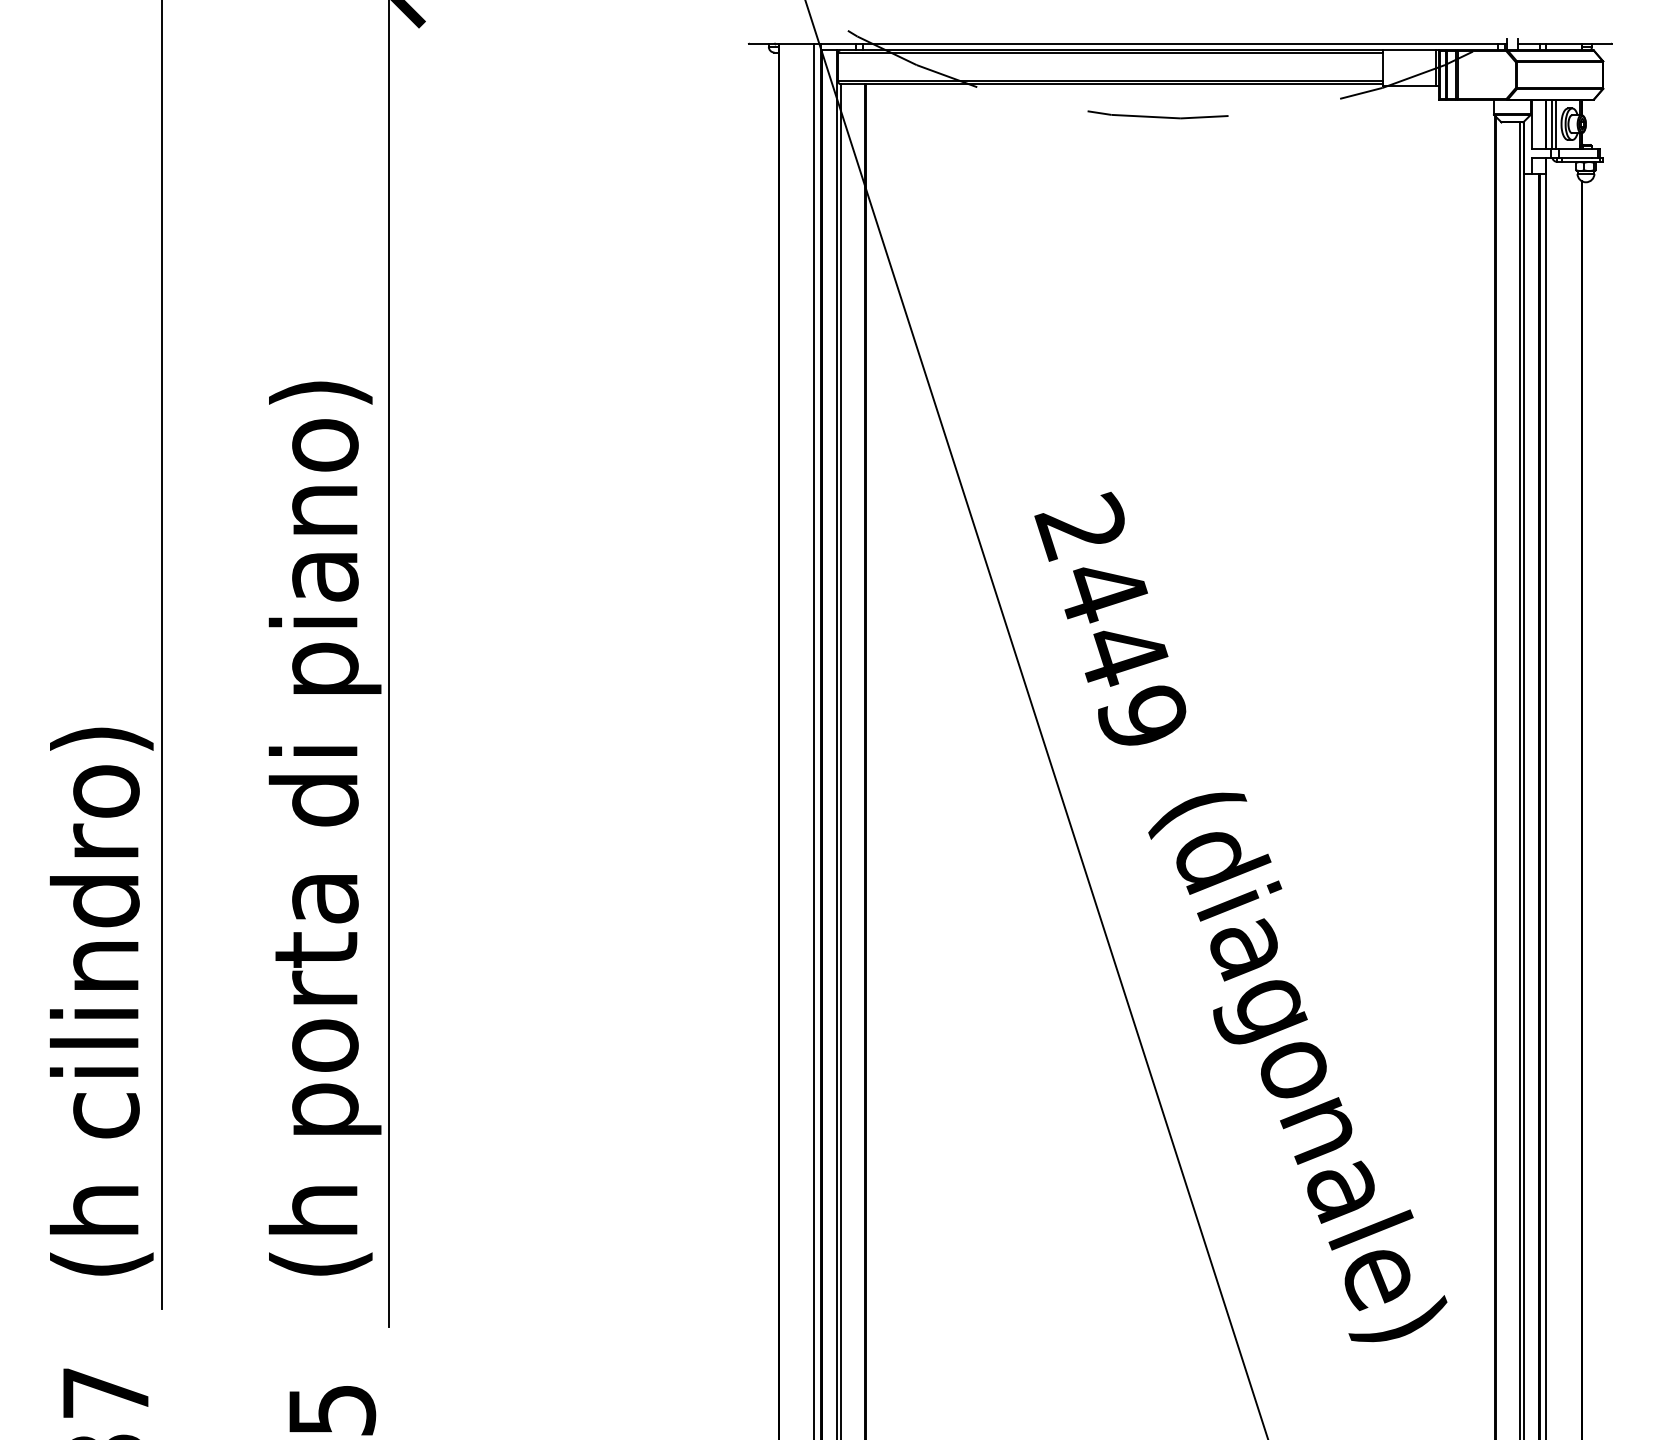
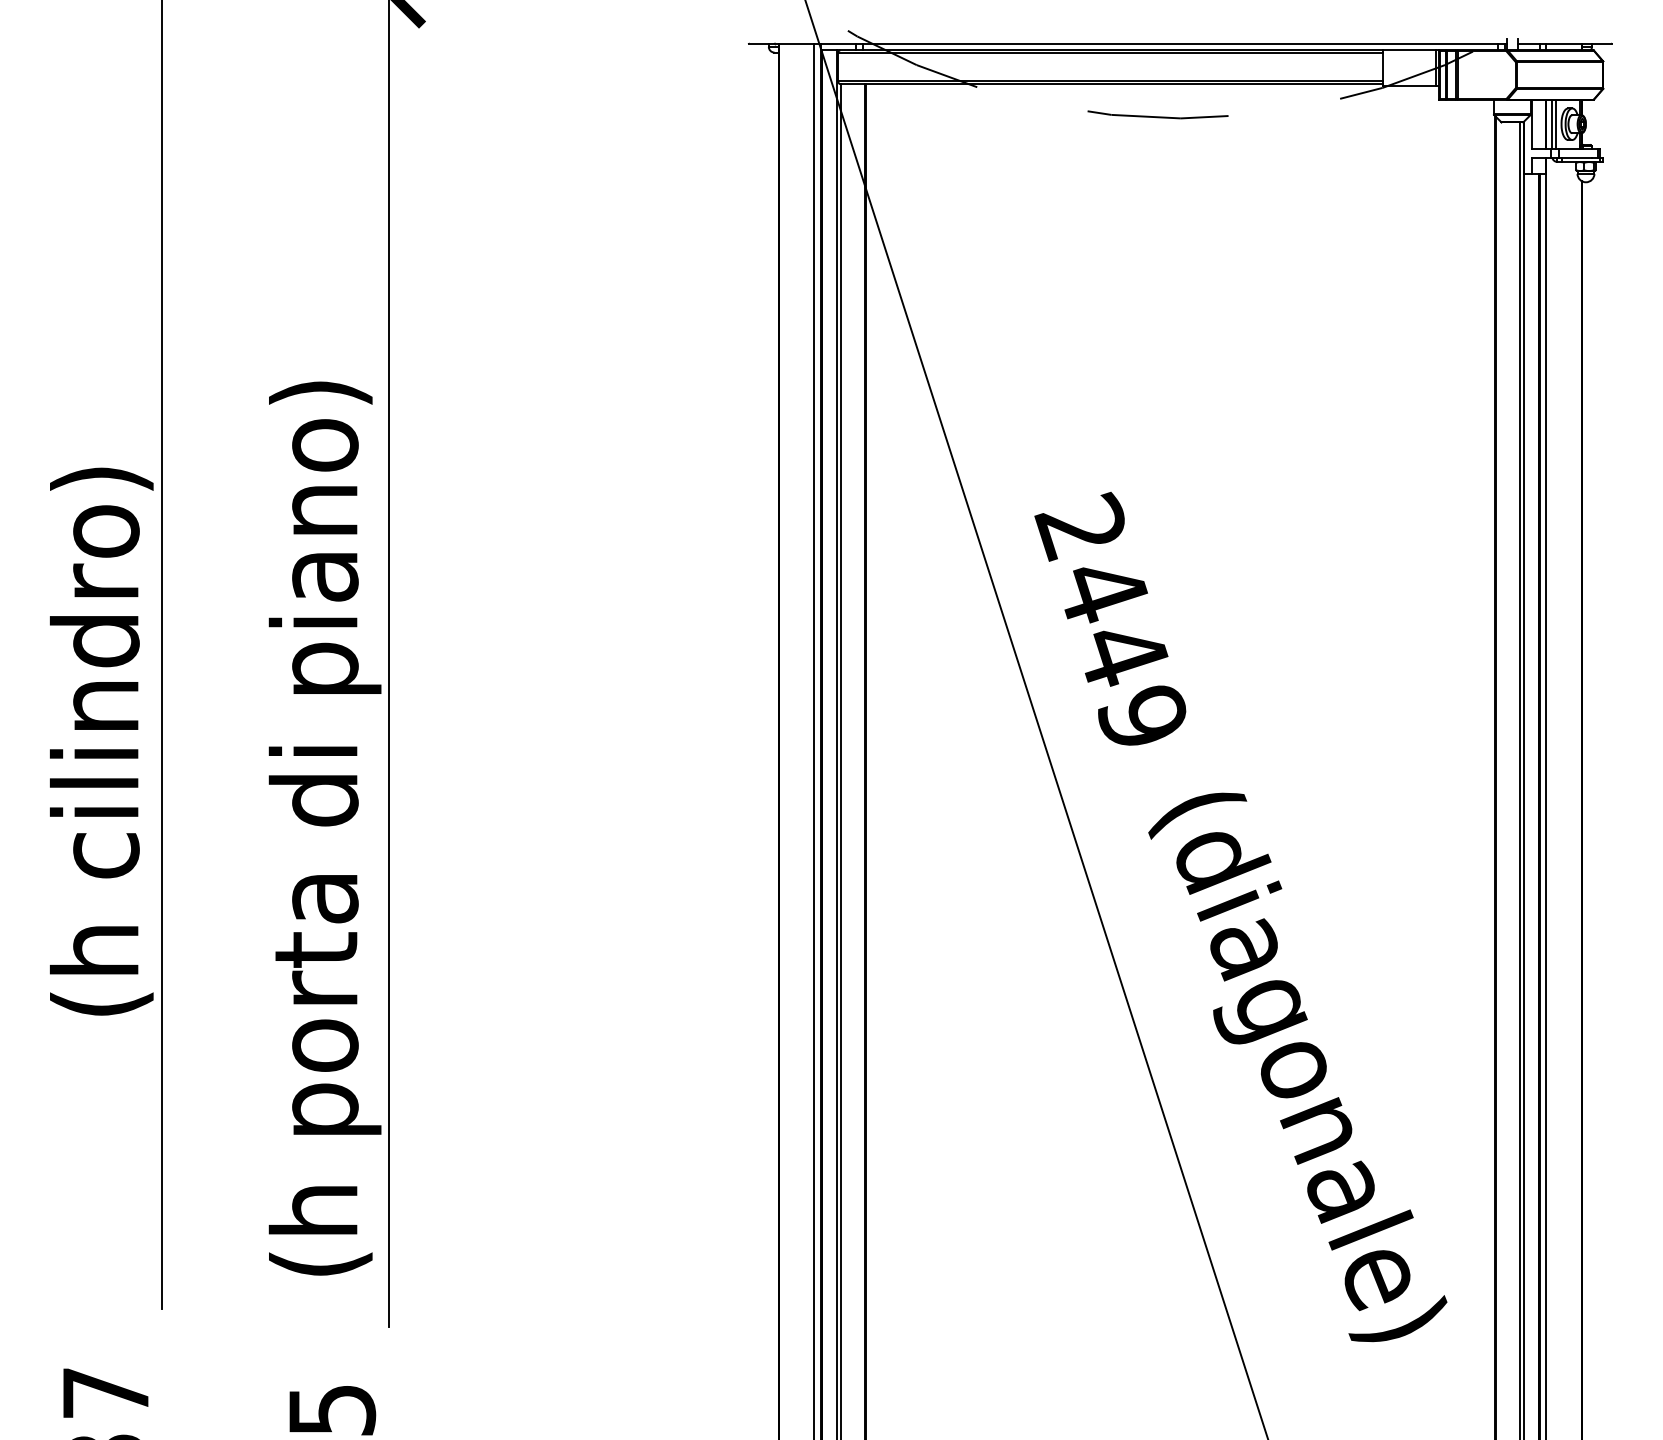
text position: (101, 1001) -> (101, 741) (101, 741)
